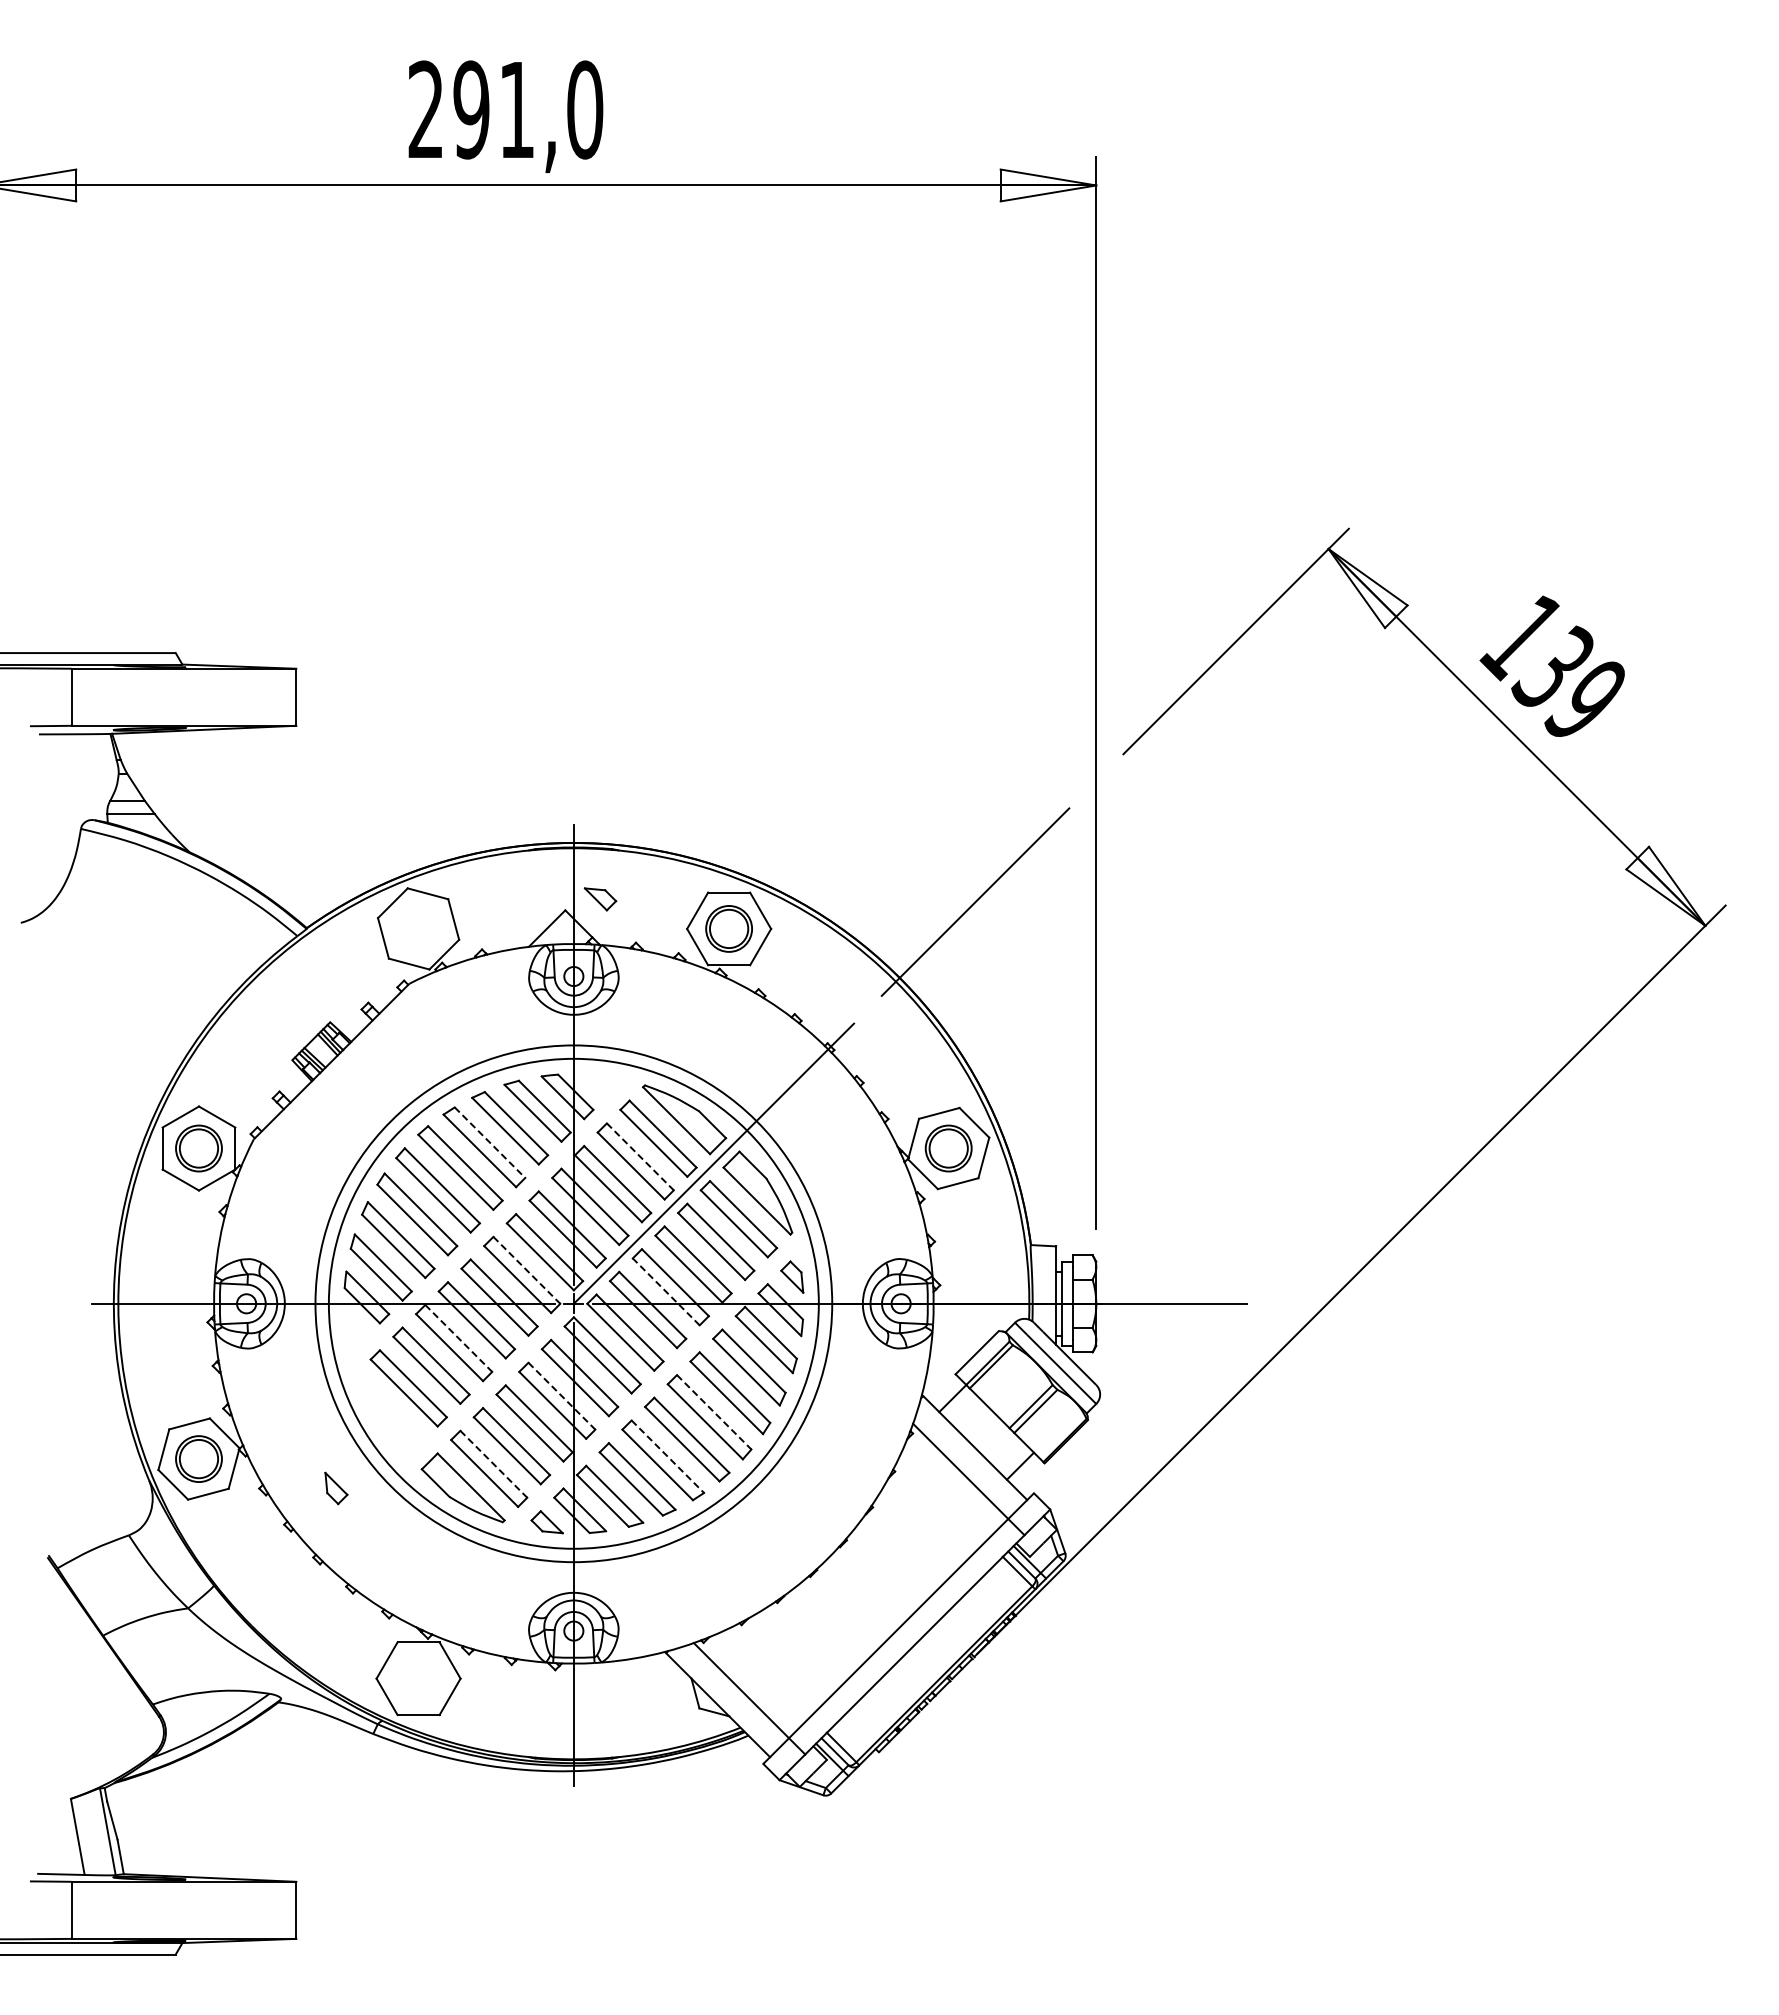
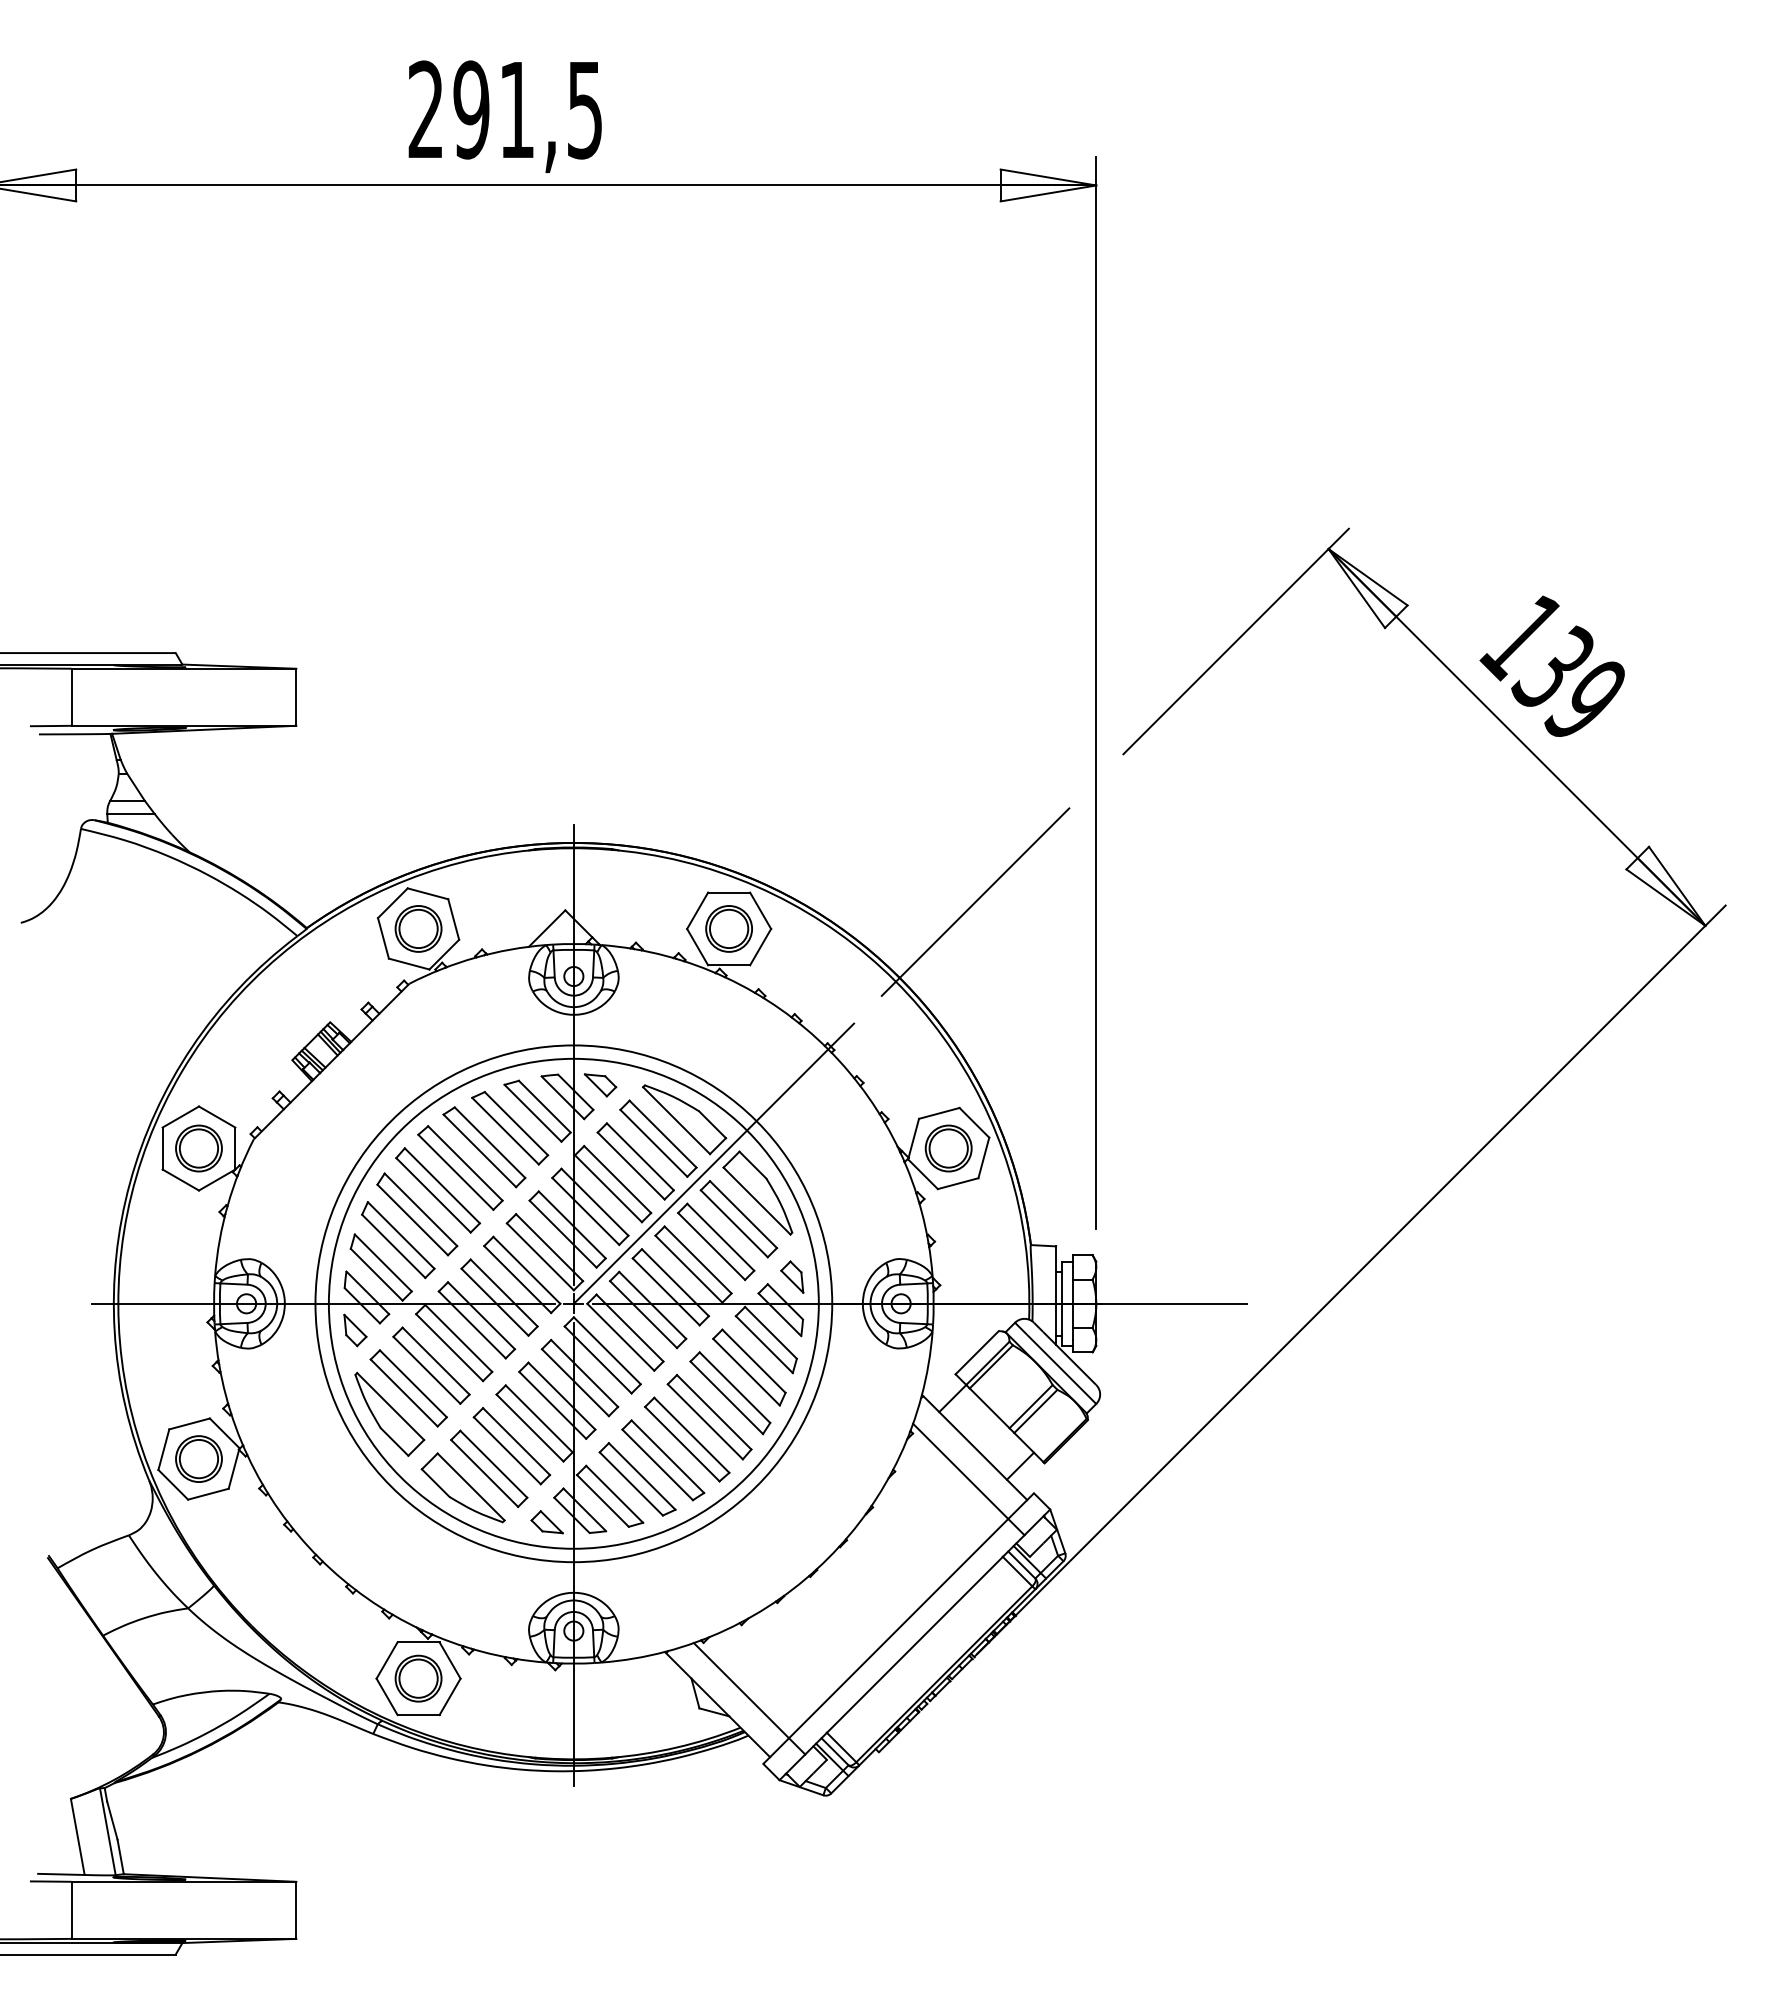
text: 291,0 -> 291,5 (585, 109)
part position: (600, 899) -> (600, 1085) (600, 1085)
part: none -> present (418, 928)
line: dashed -> solid (490, 1142)
line: dashed -> solid (640, 1157)
line: dashed -> solid (527, 1270)
line: dashed -> solid (665, 1291)
line: dashed -> solid (459, 1338)
line: dashed -> solid (562, 1396)
line: dashed -> solid (714, 1412)
part: none -> present (389, 1413)
line: dashed -> solid (668, 1457)
line: dashed -> solid (494, 1464)
part position: (336, 1488) -> (355, 1330) (355, 1330)
part: none -> present (418, 1678)
